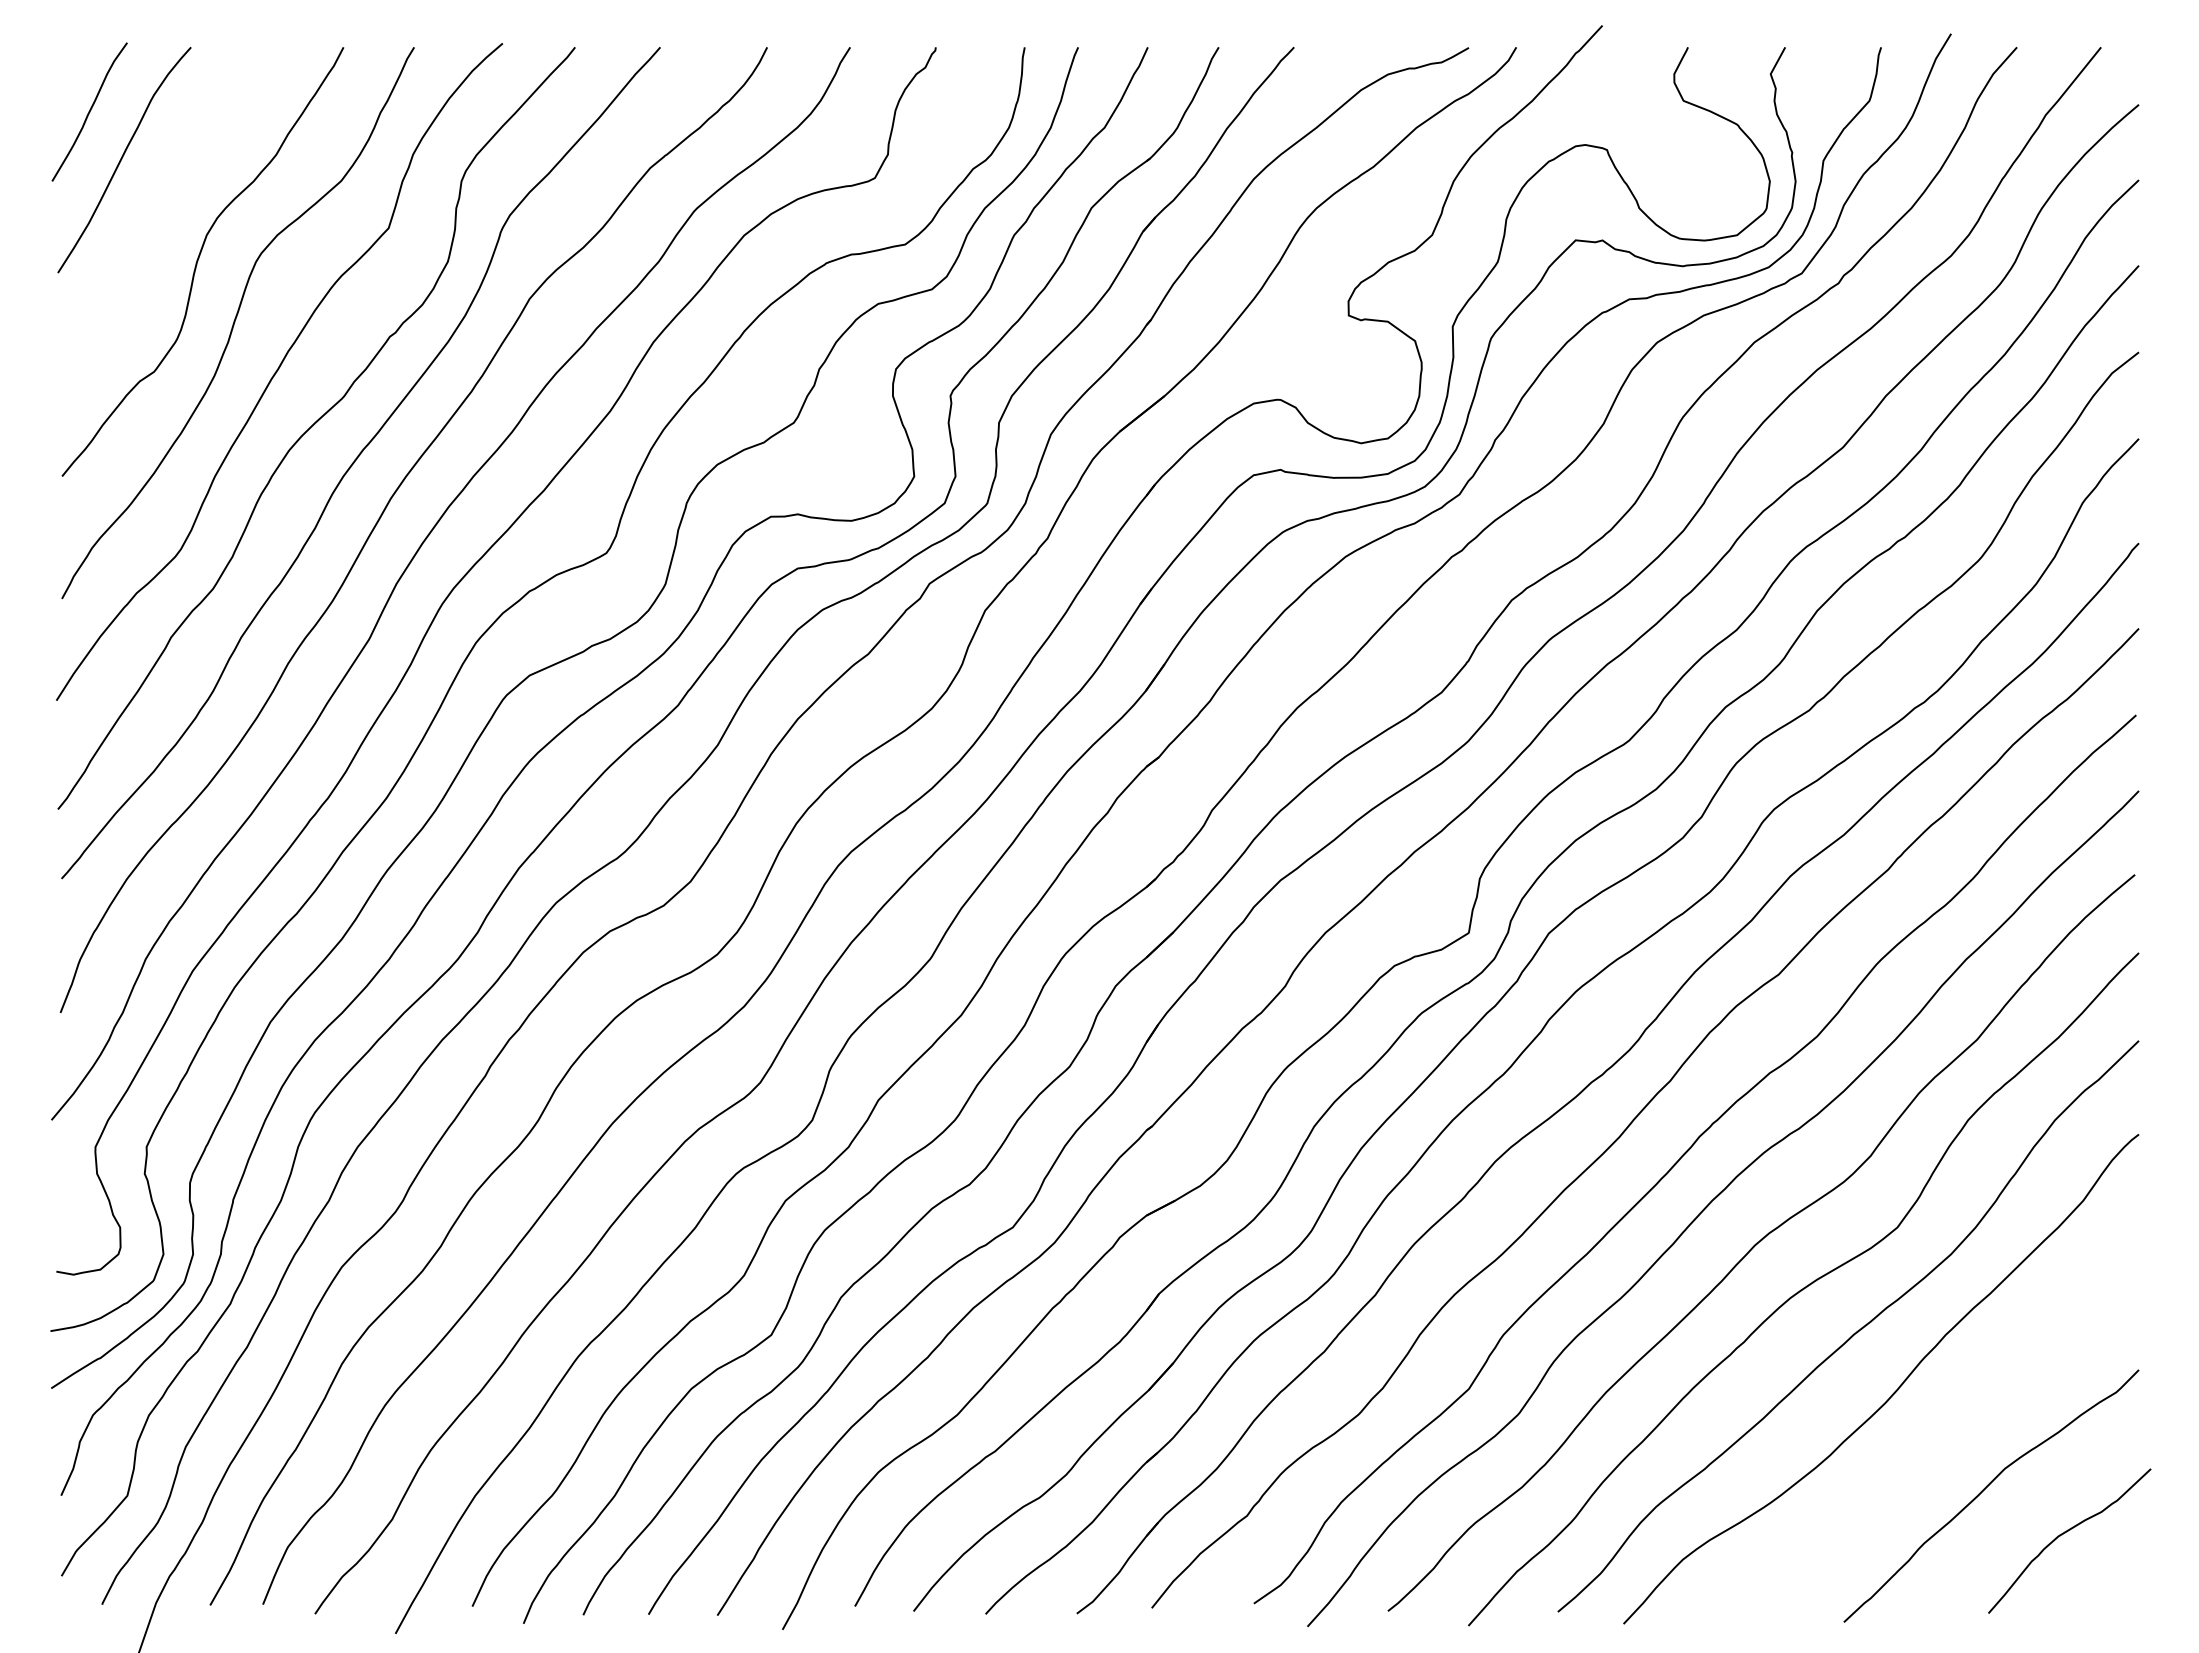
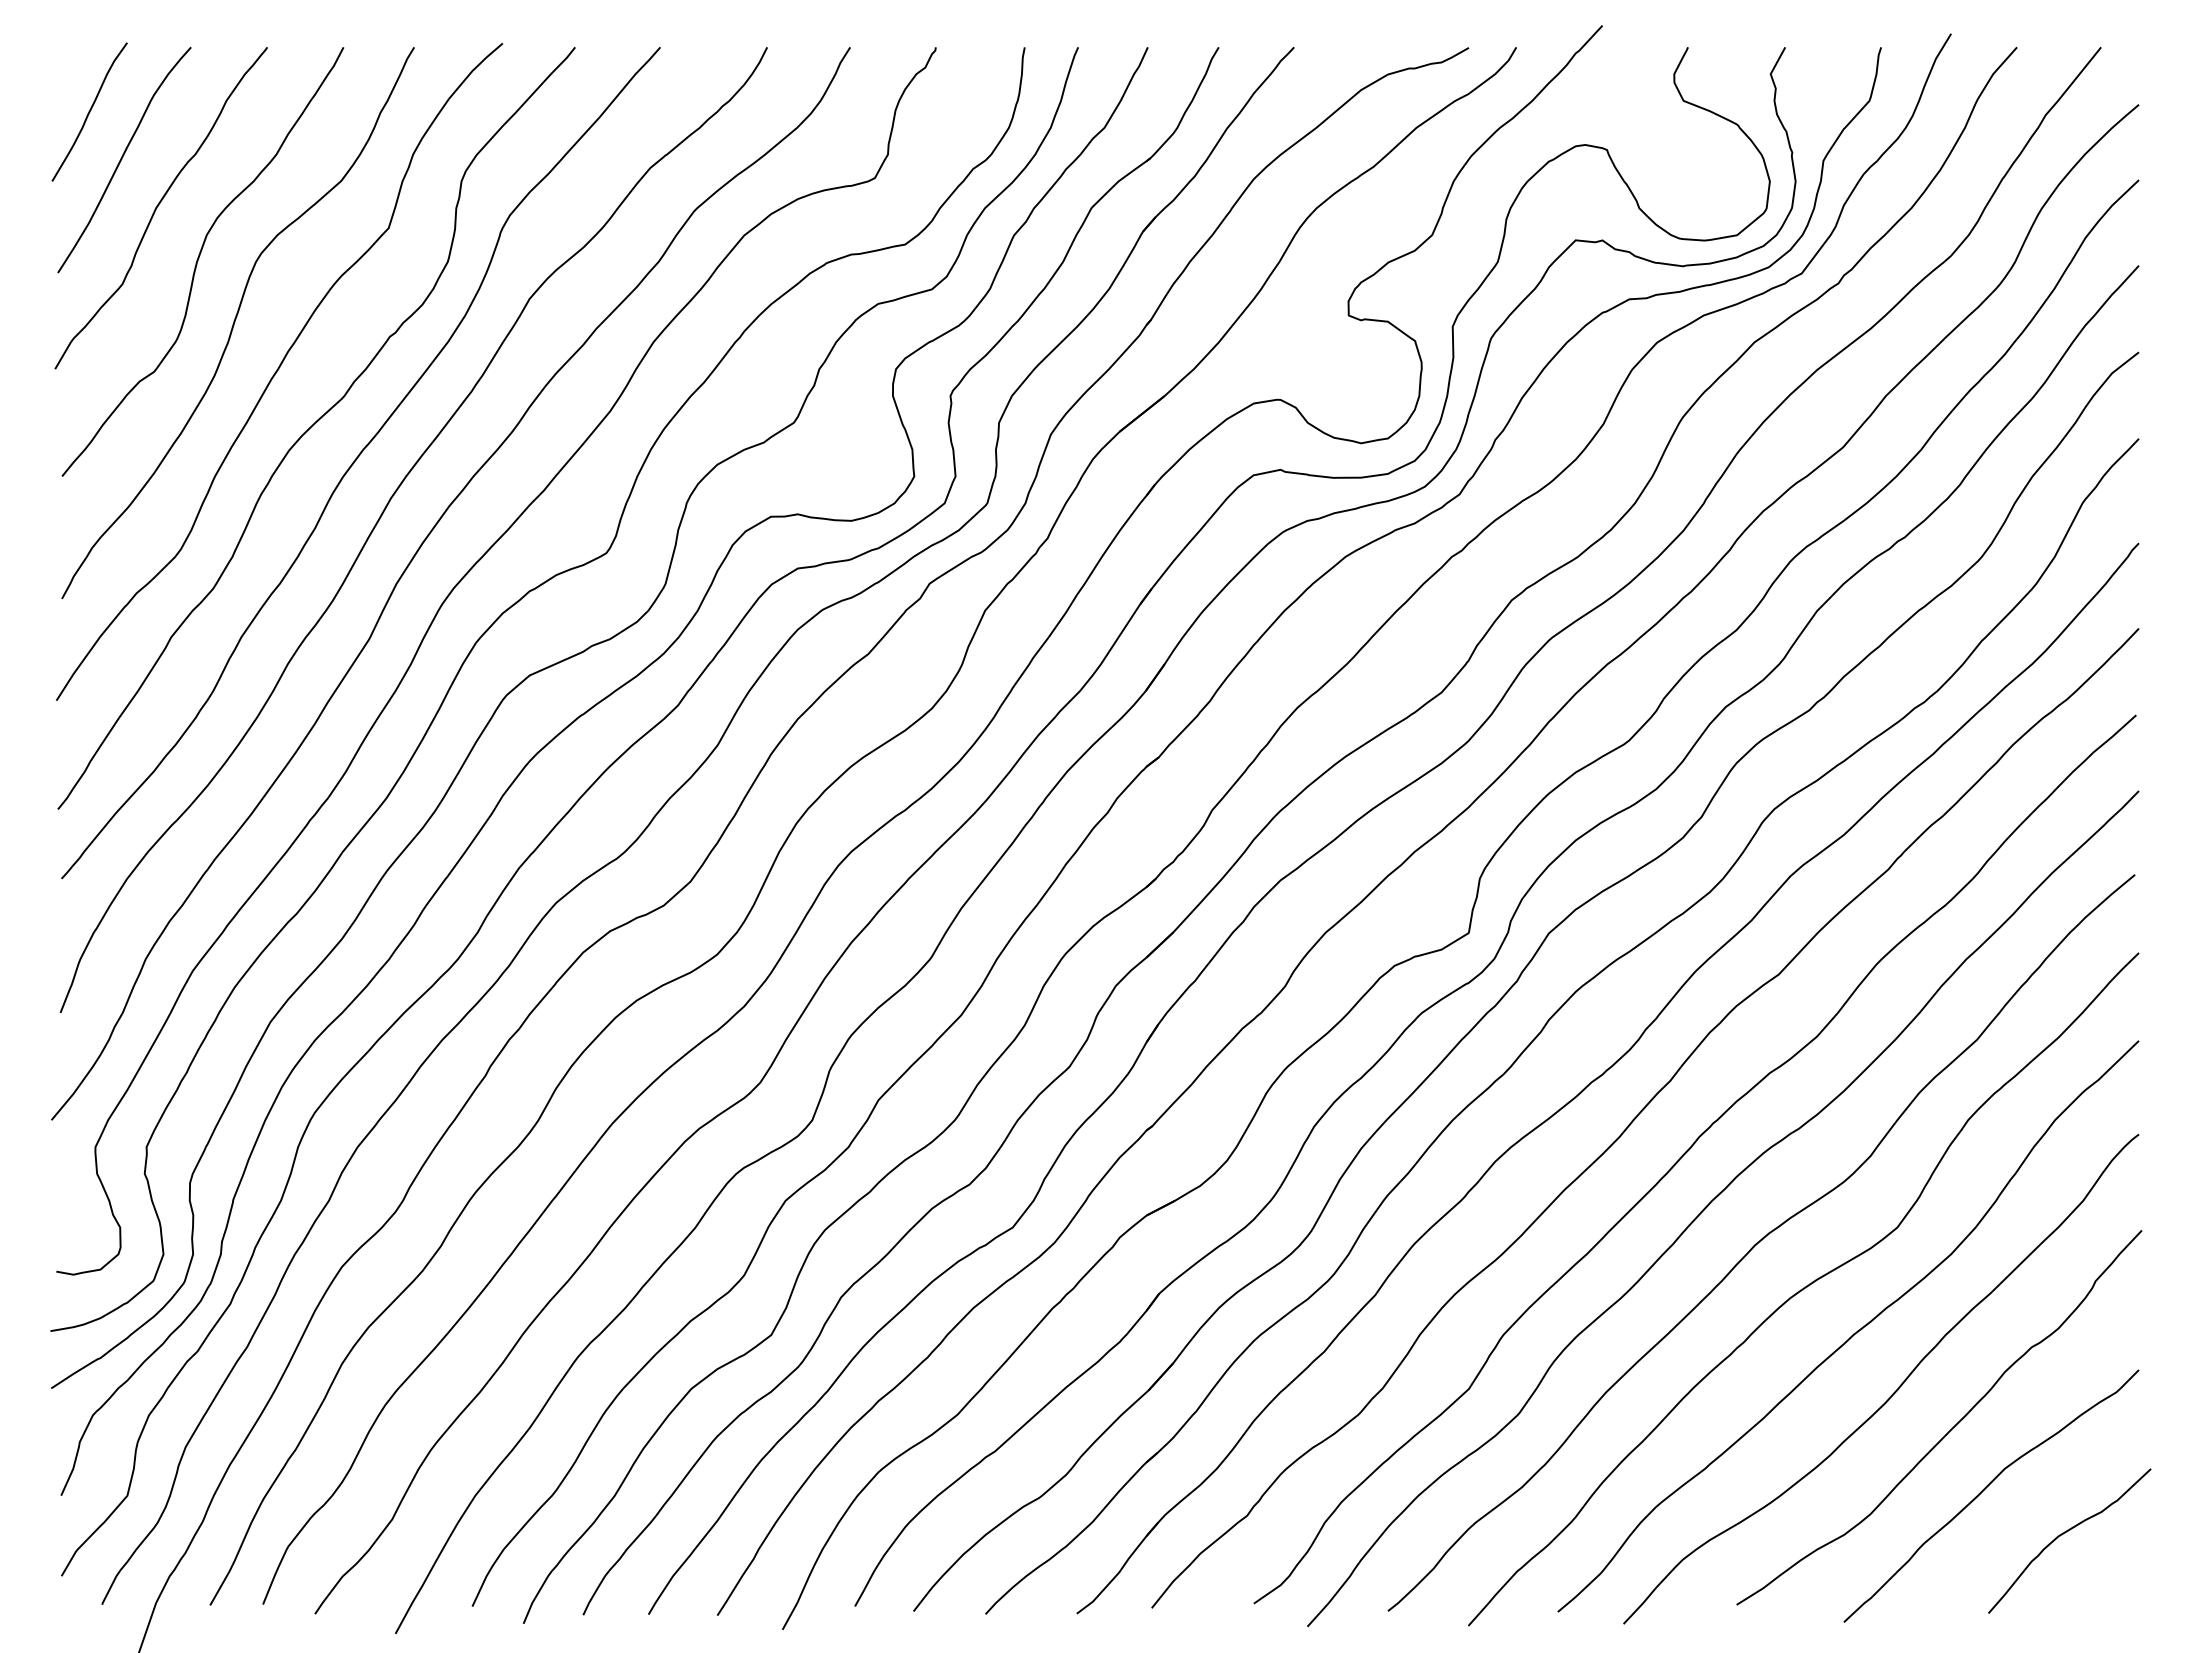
curve: none -> present (158, 206)
curve: none -> present (1951, 1428)
